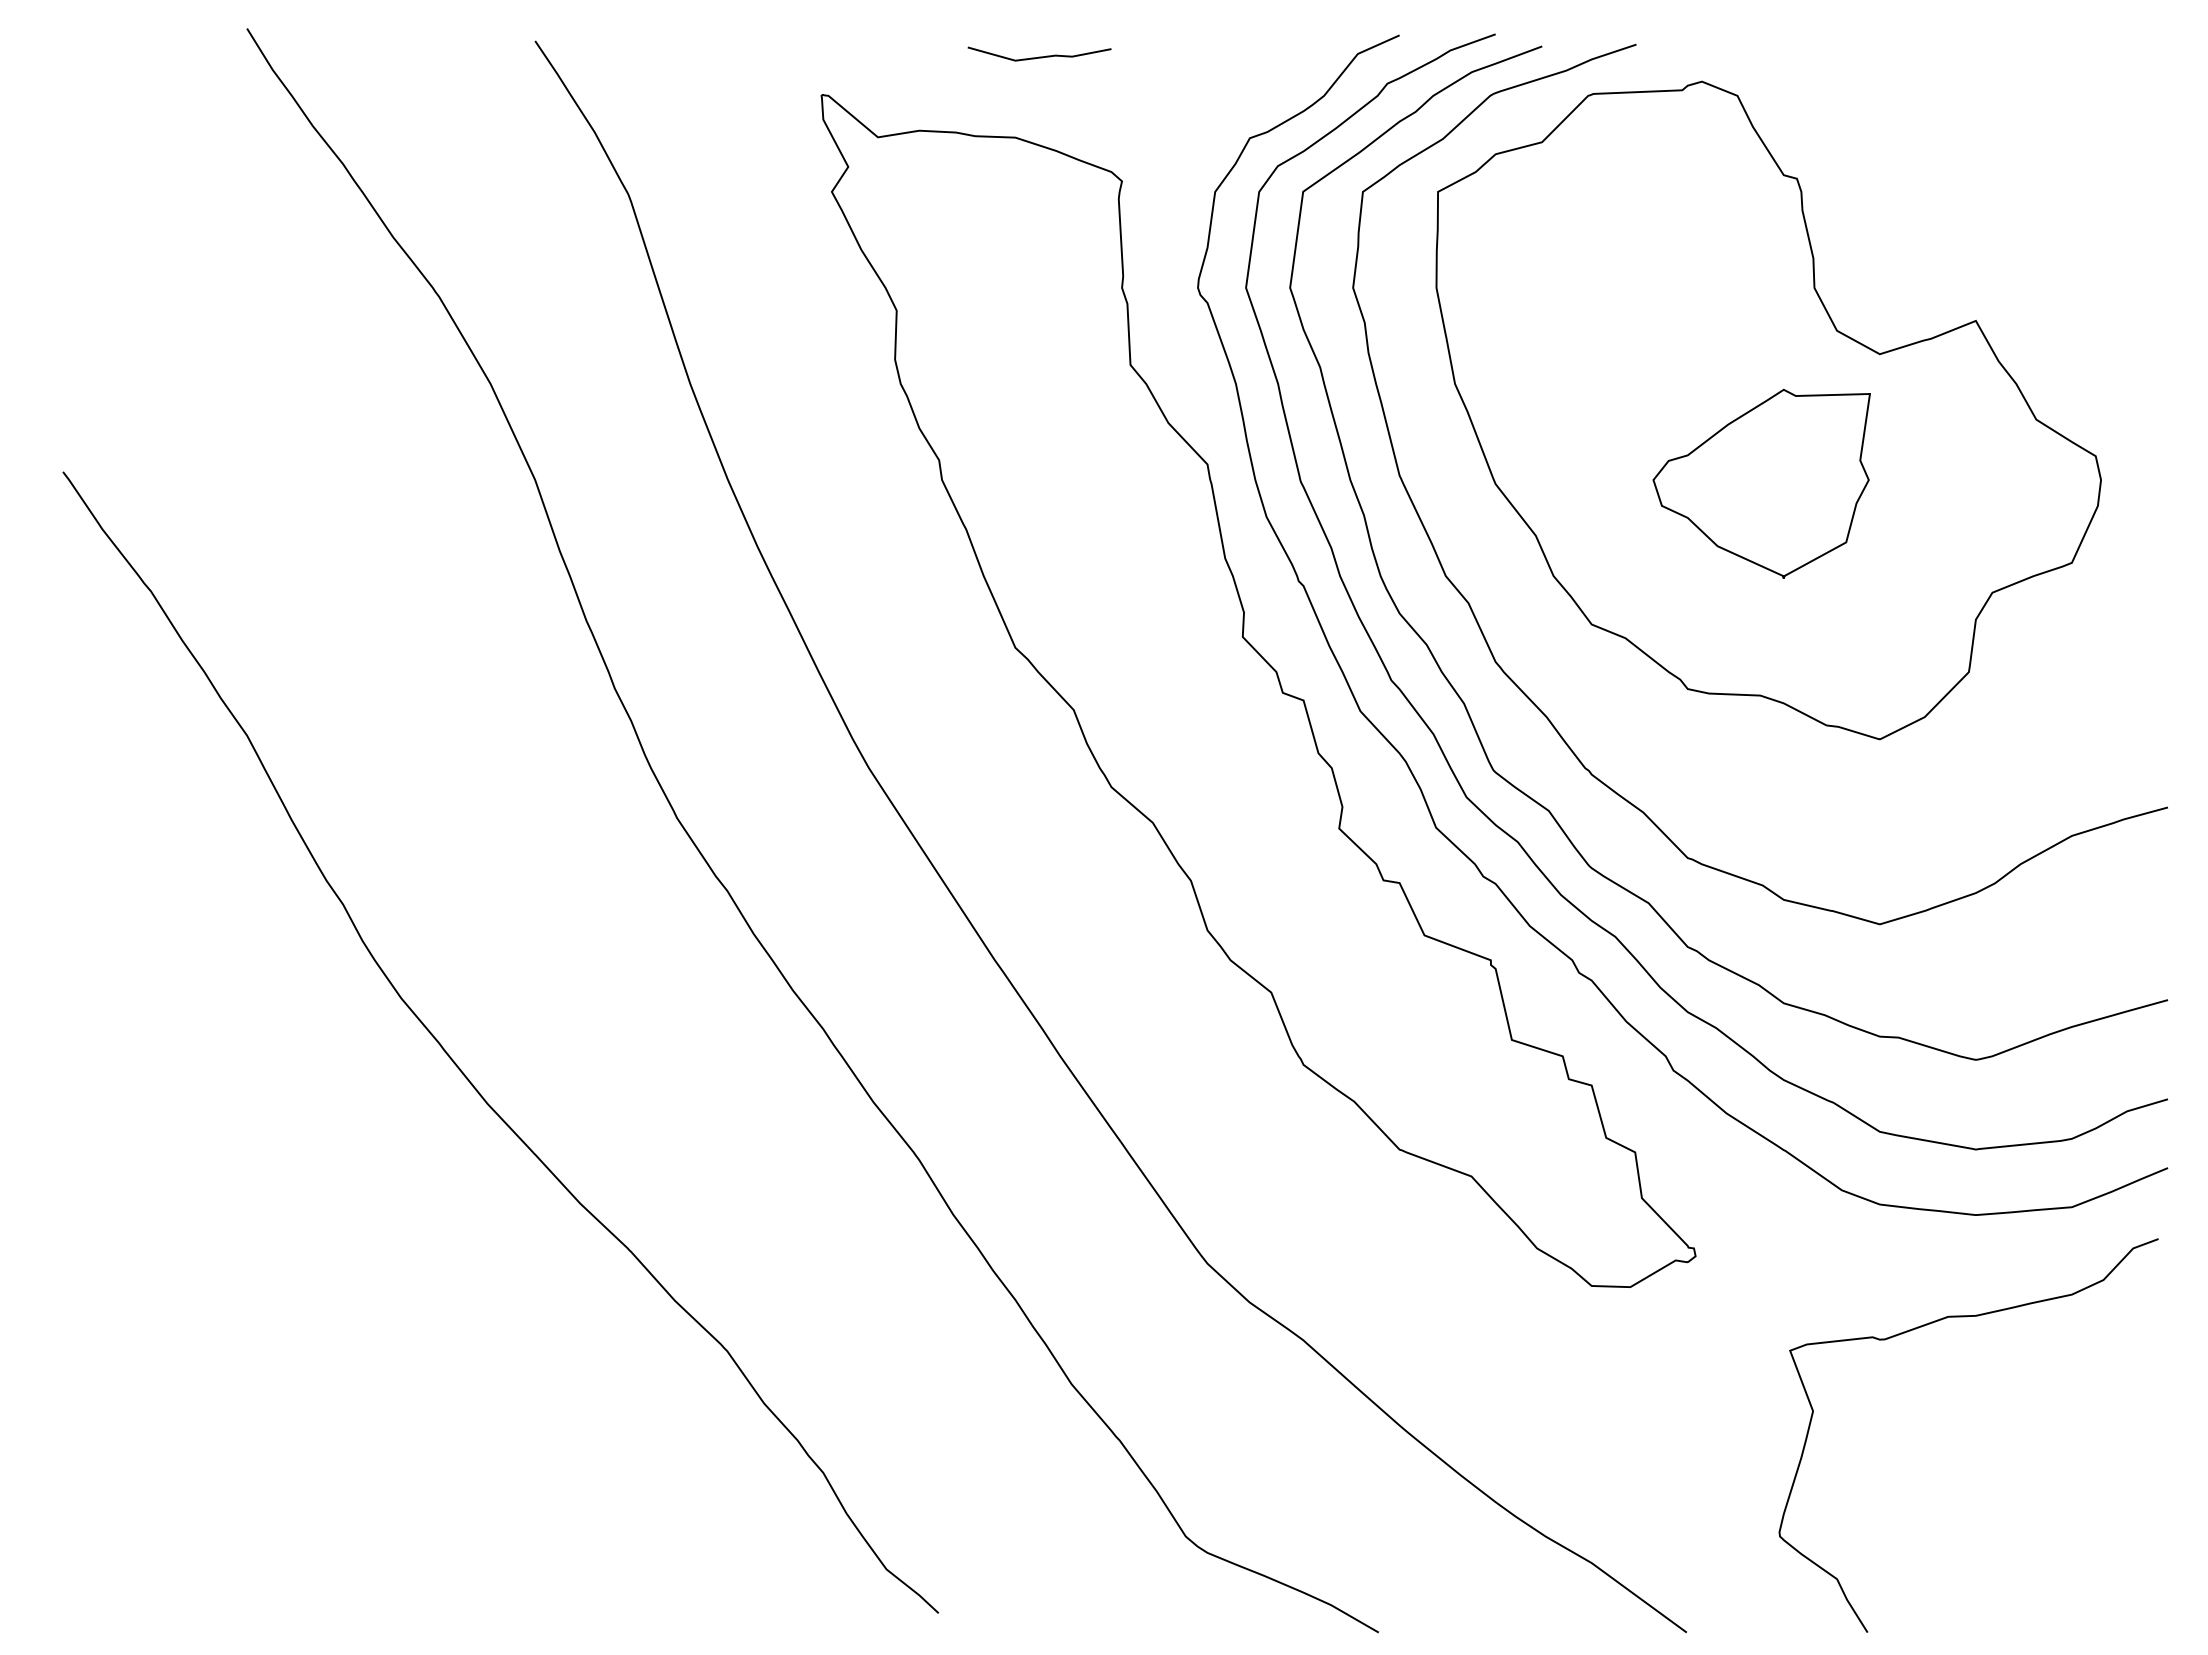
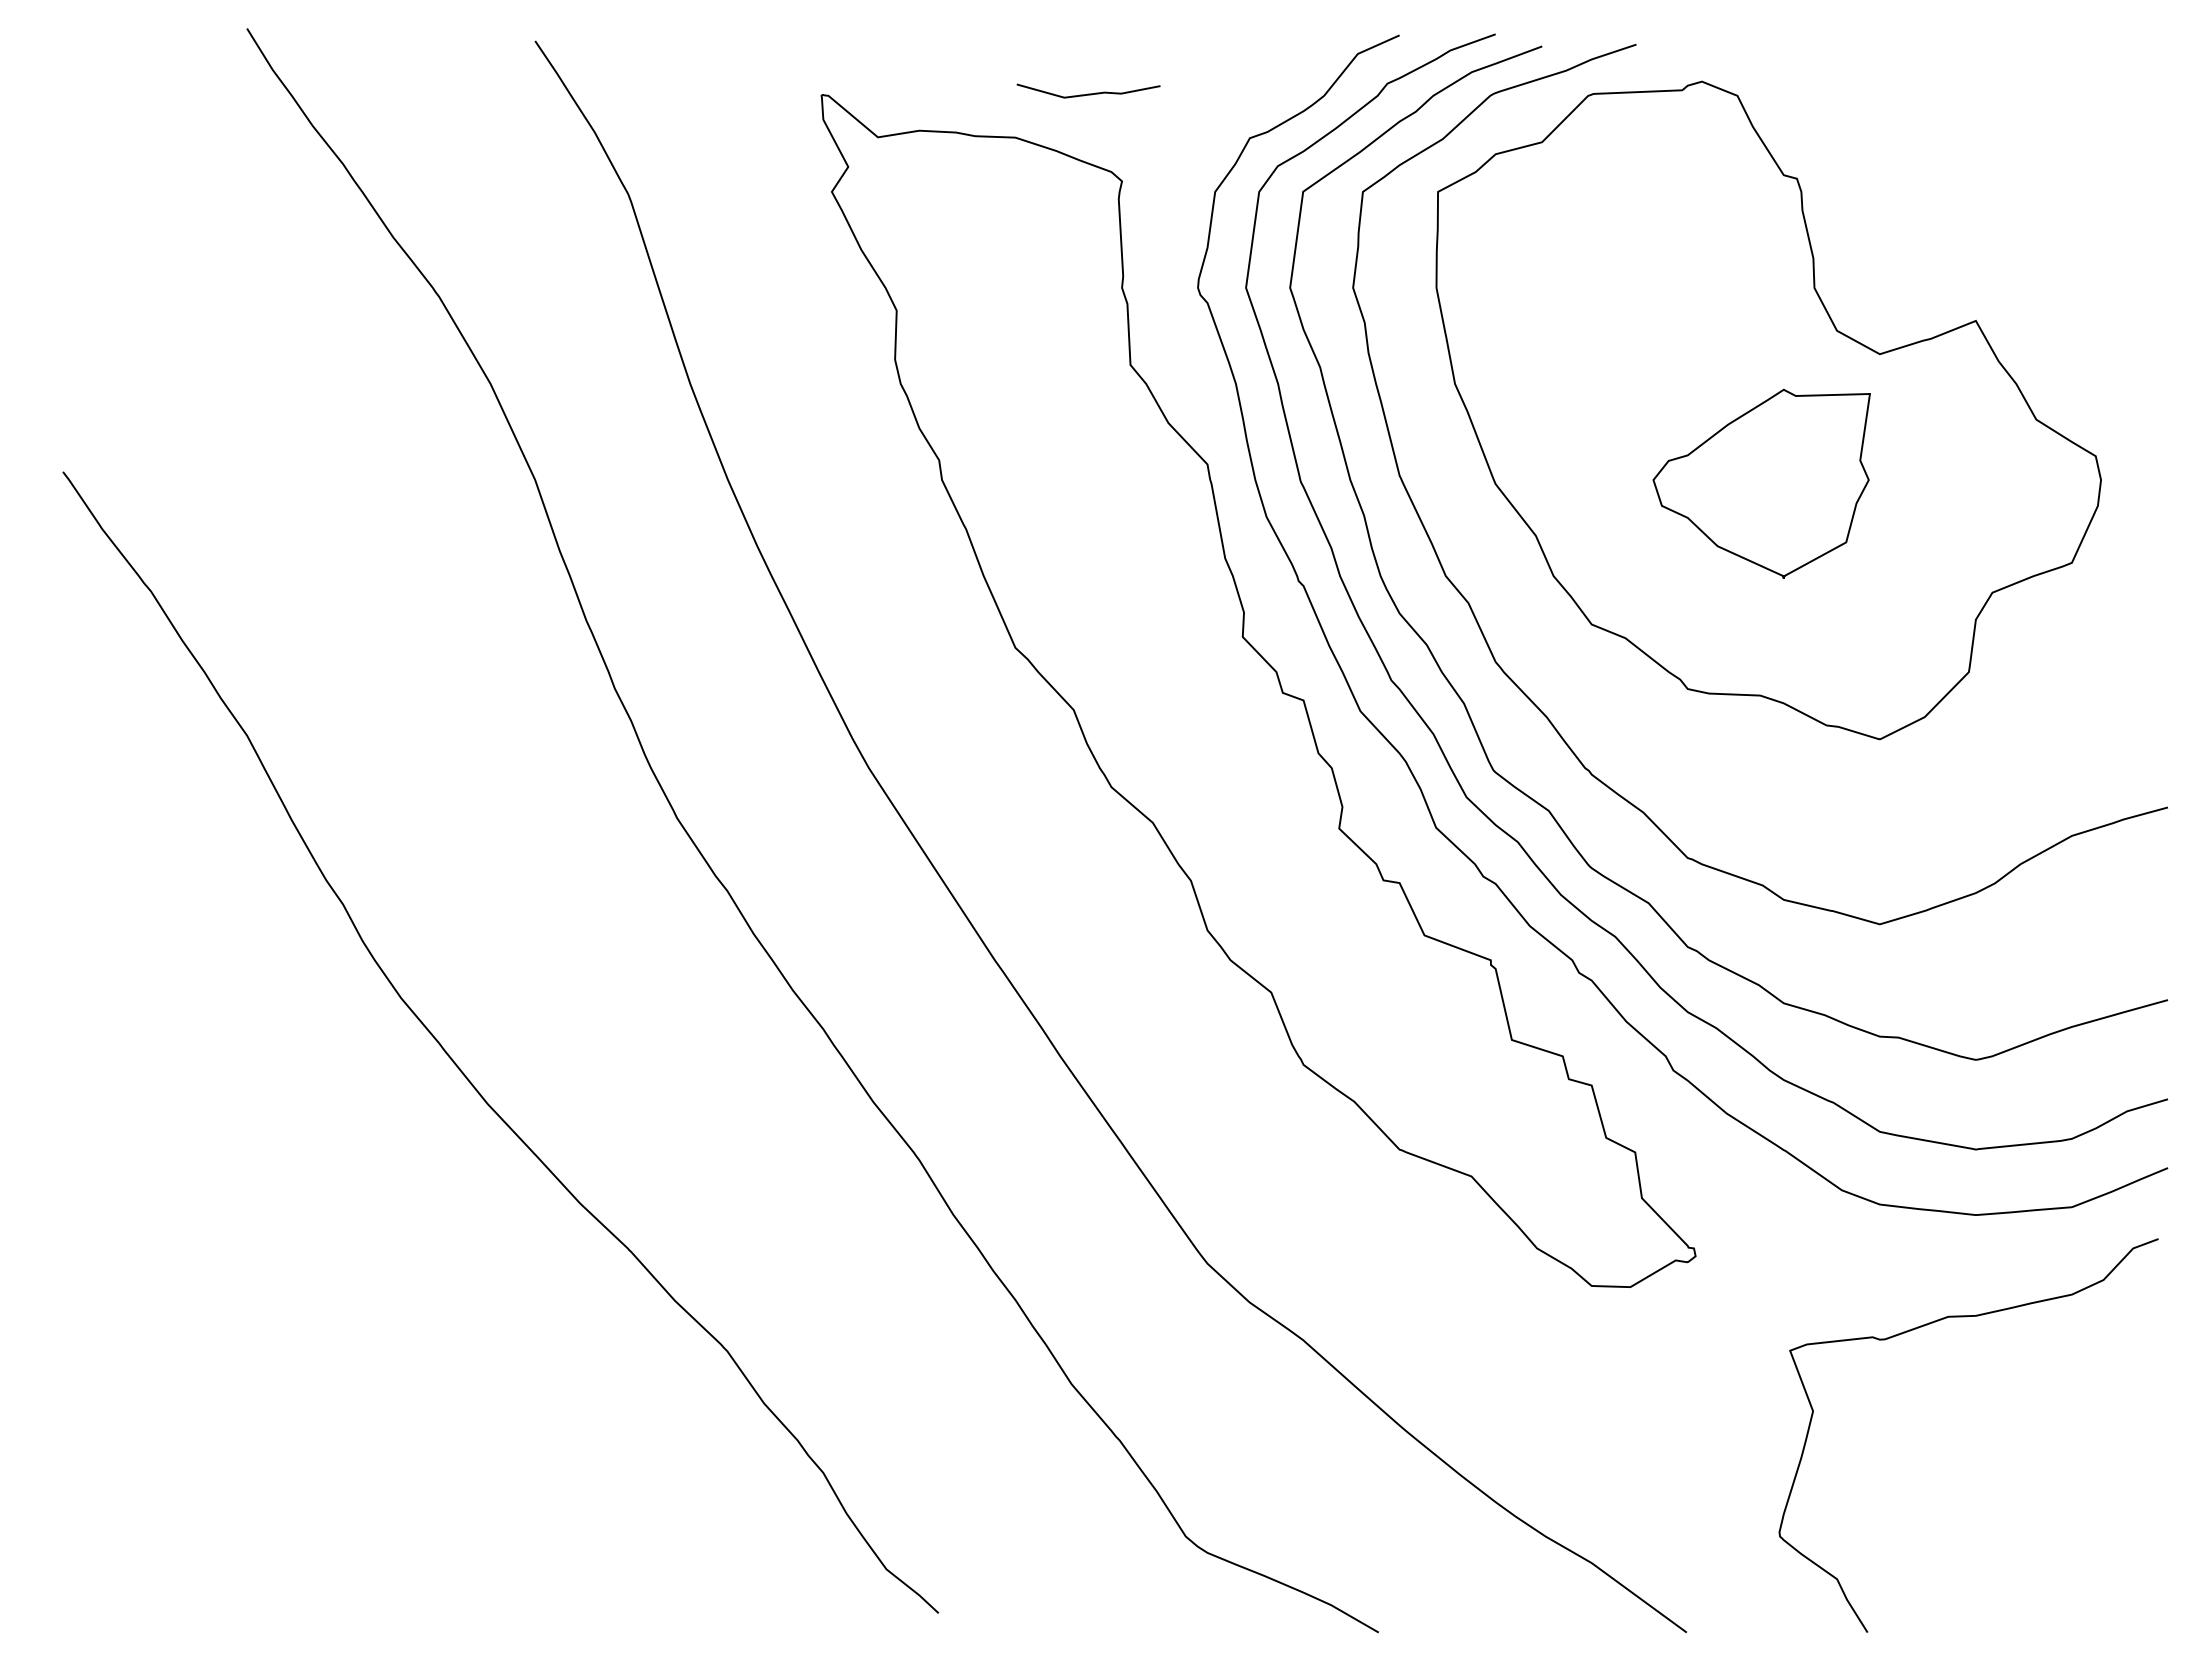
line position: (1039, 56) -> (1088, 93) (1088, 93)
